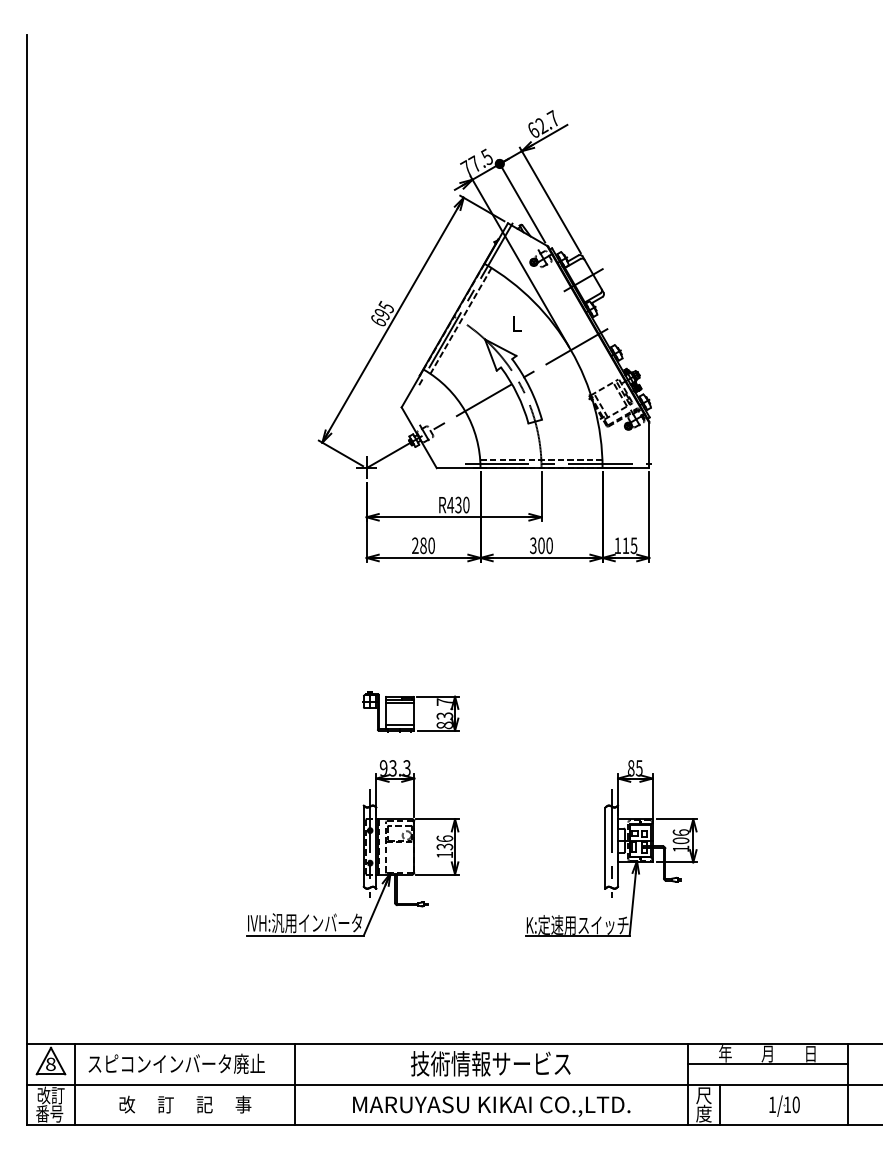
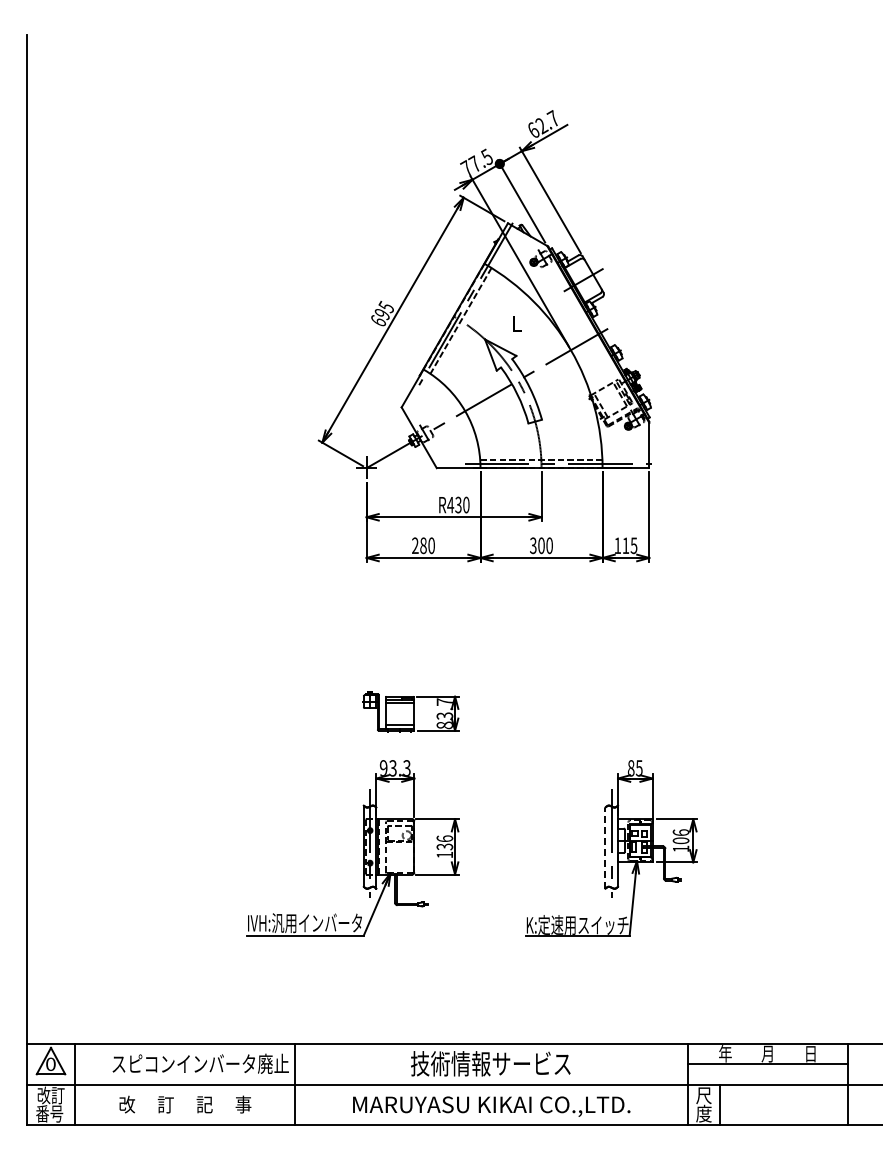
line: solid -> dashed (605, 848)
text position: (176, 1063) -> (200, 1063) (200, 1063)
text: 8 -> 0 (50, 1064)
part: present -> none (784, 1105)
